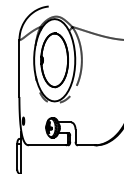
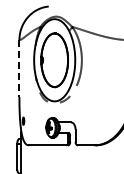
line: solid -> dashed (19, 69)
